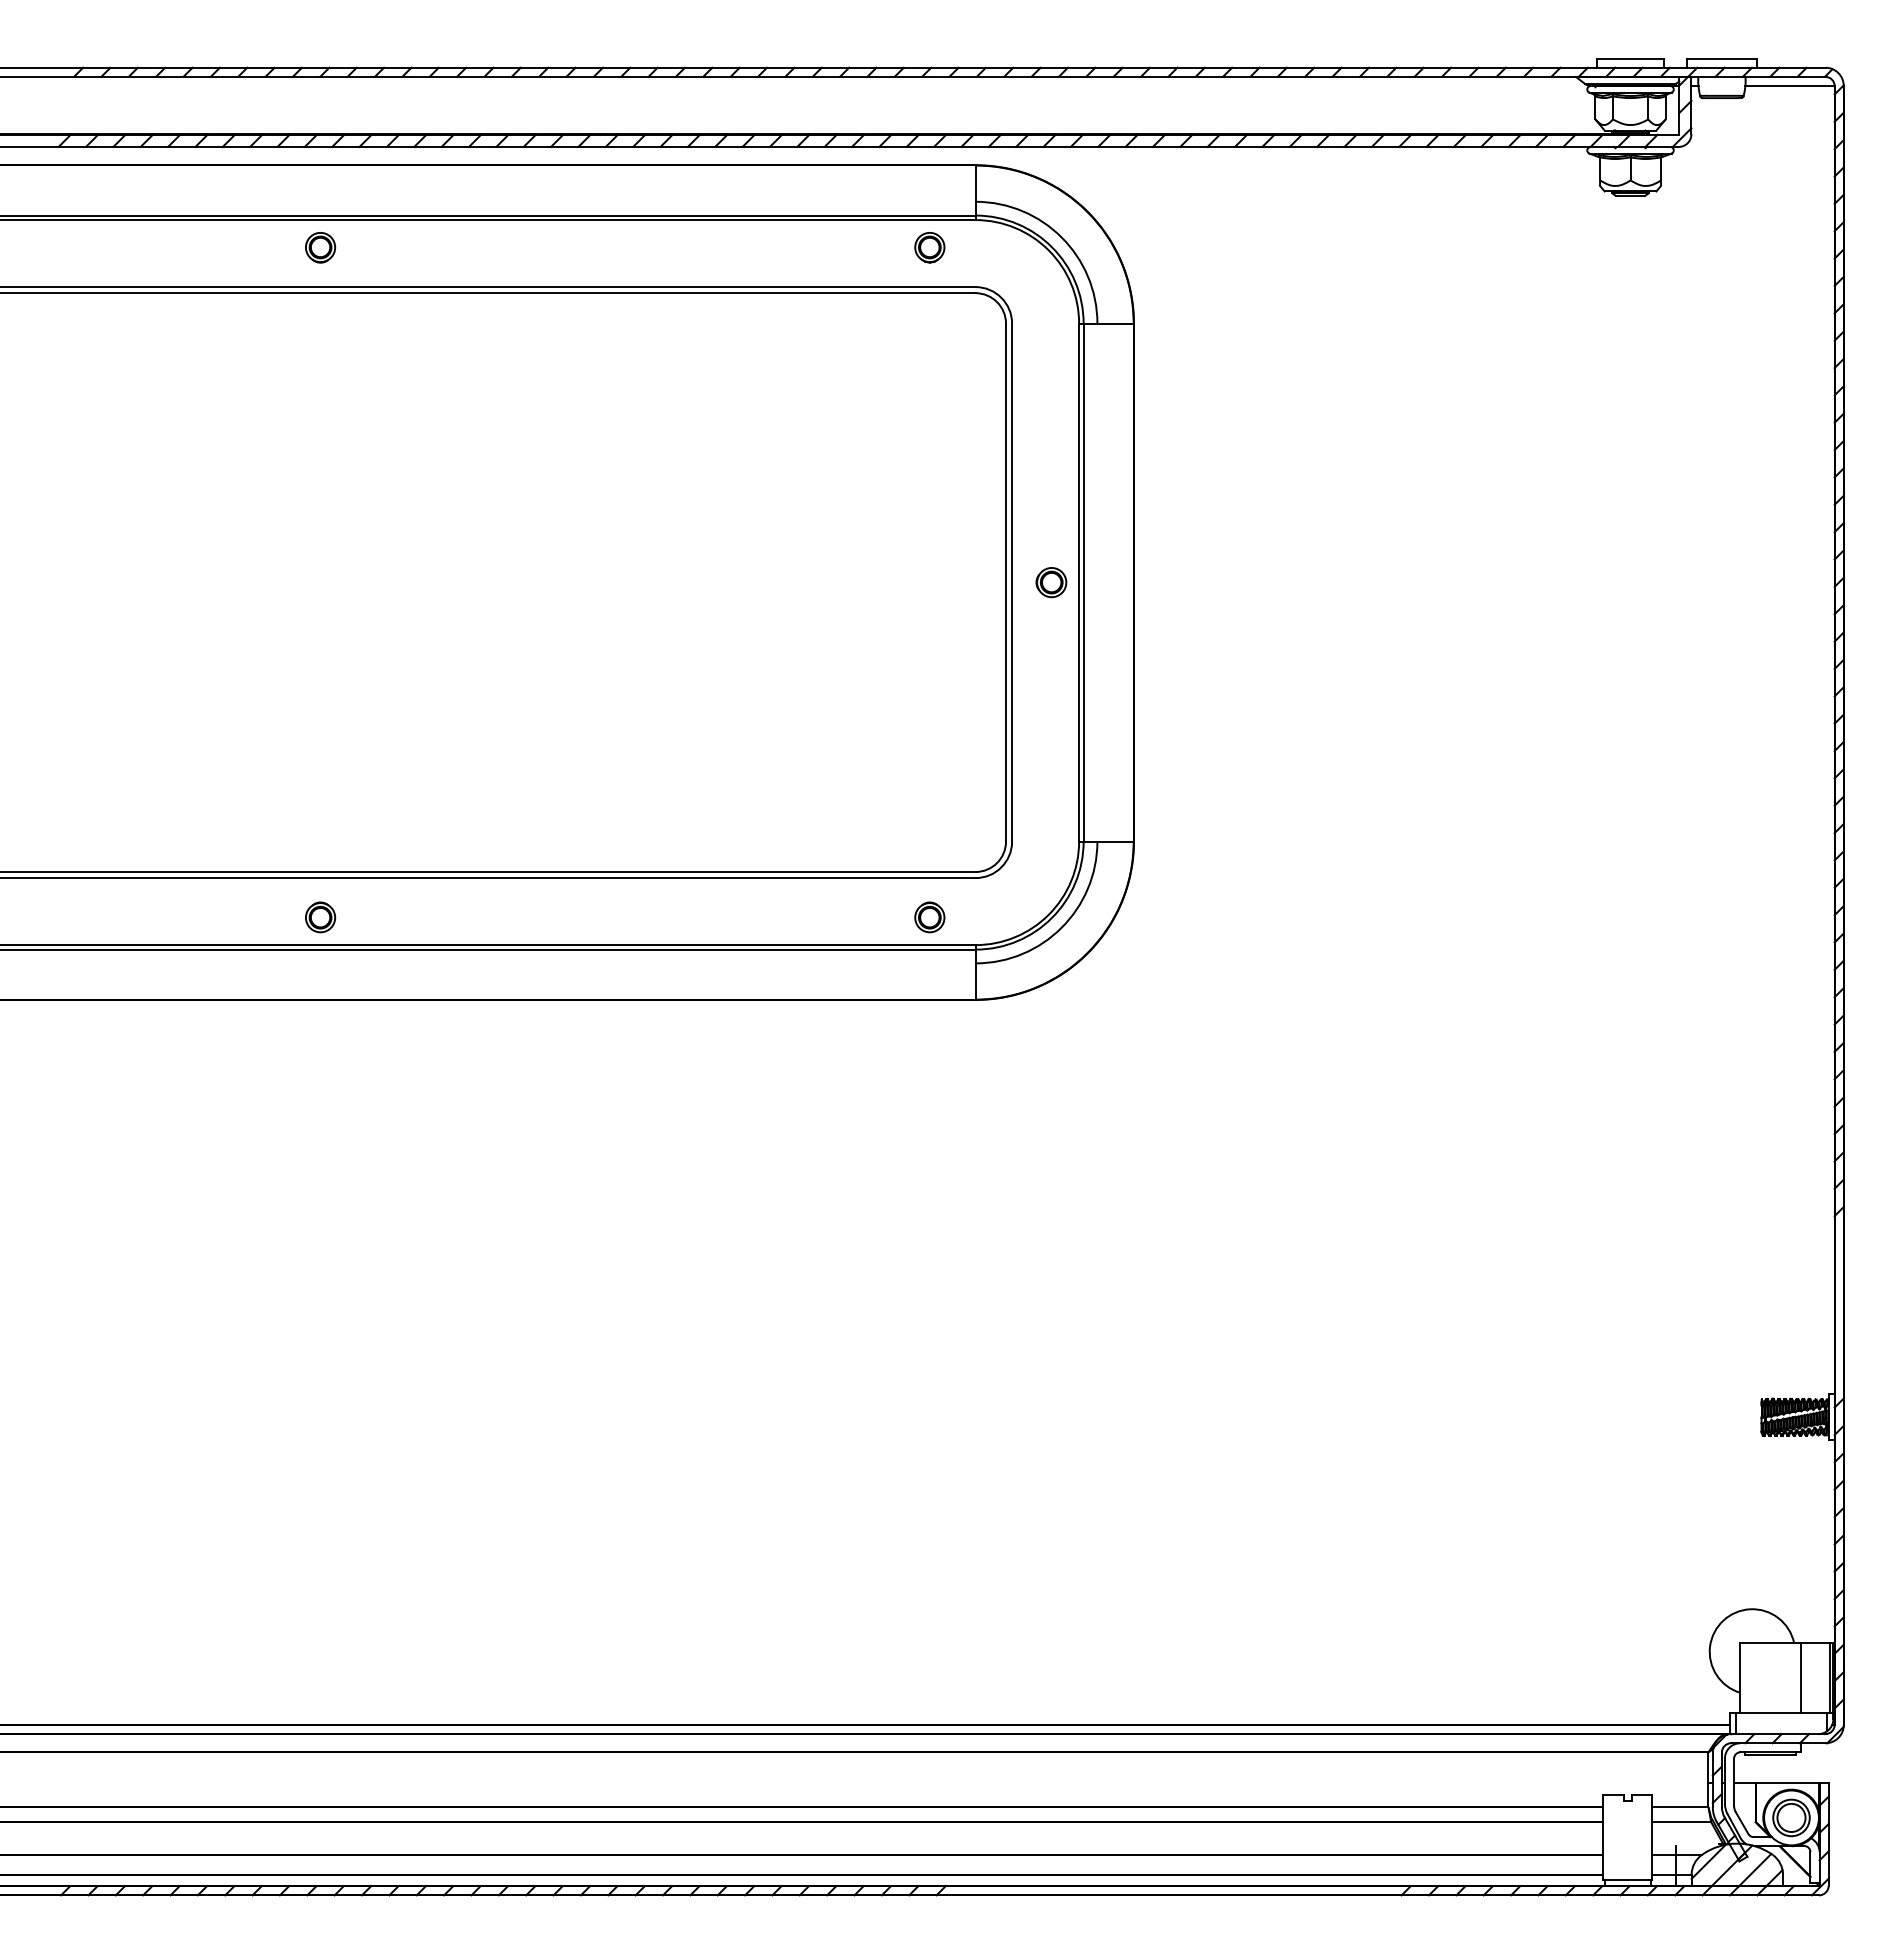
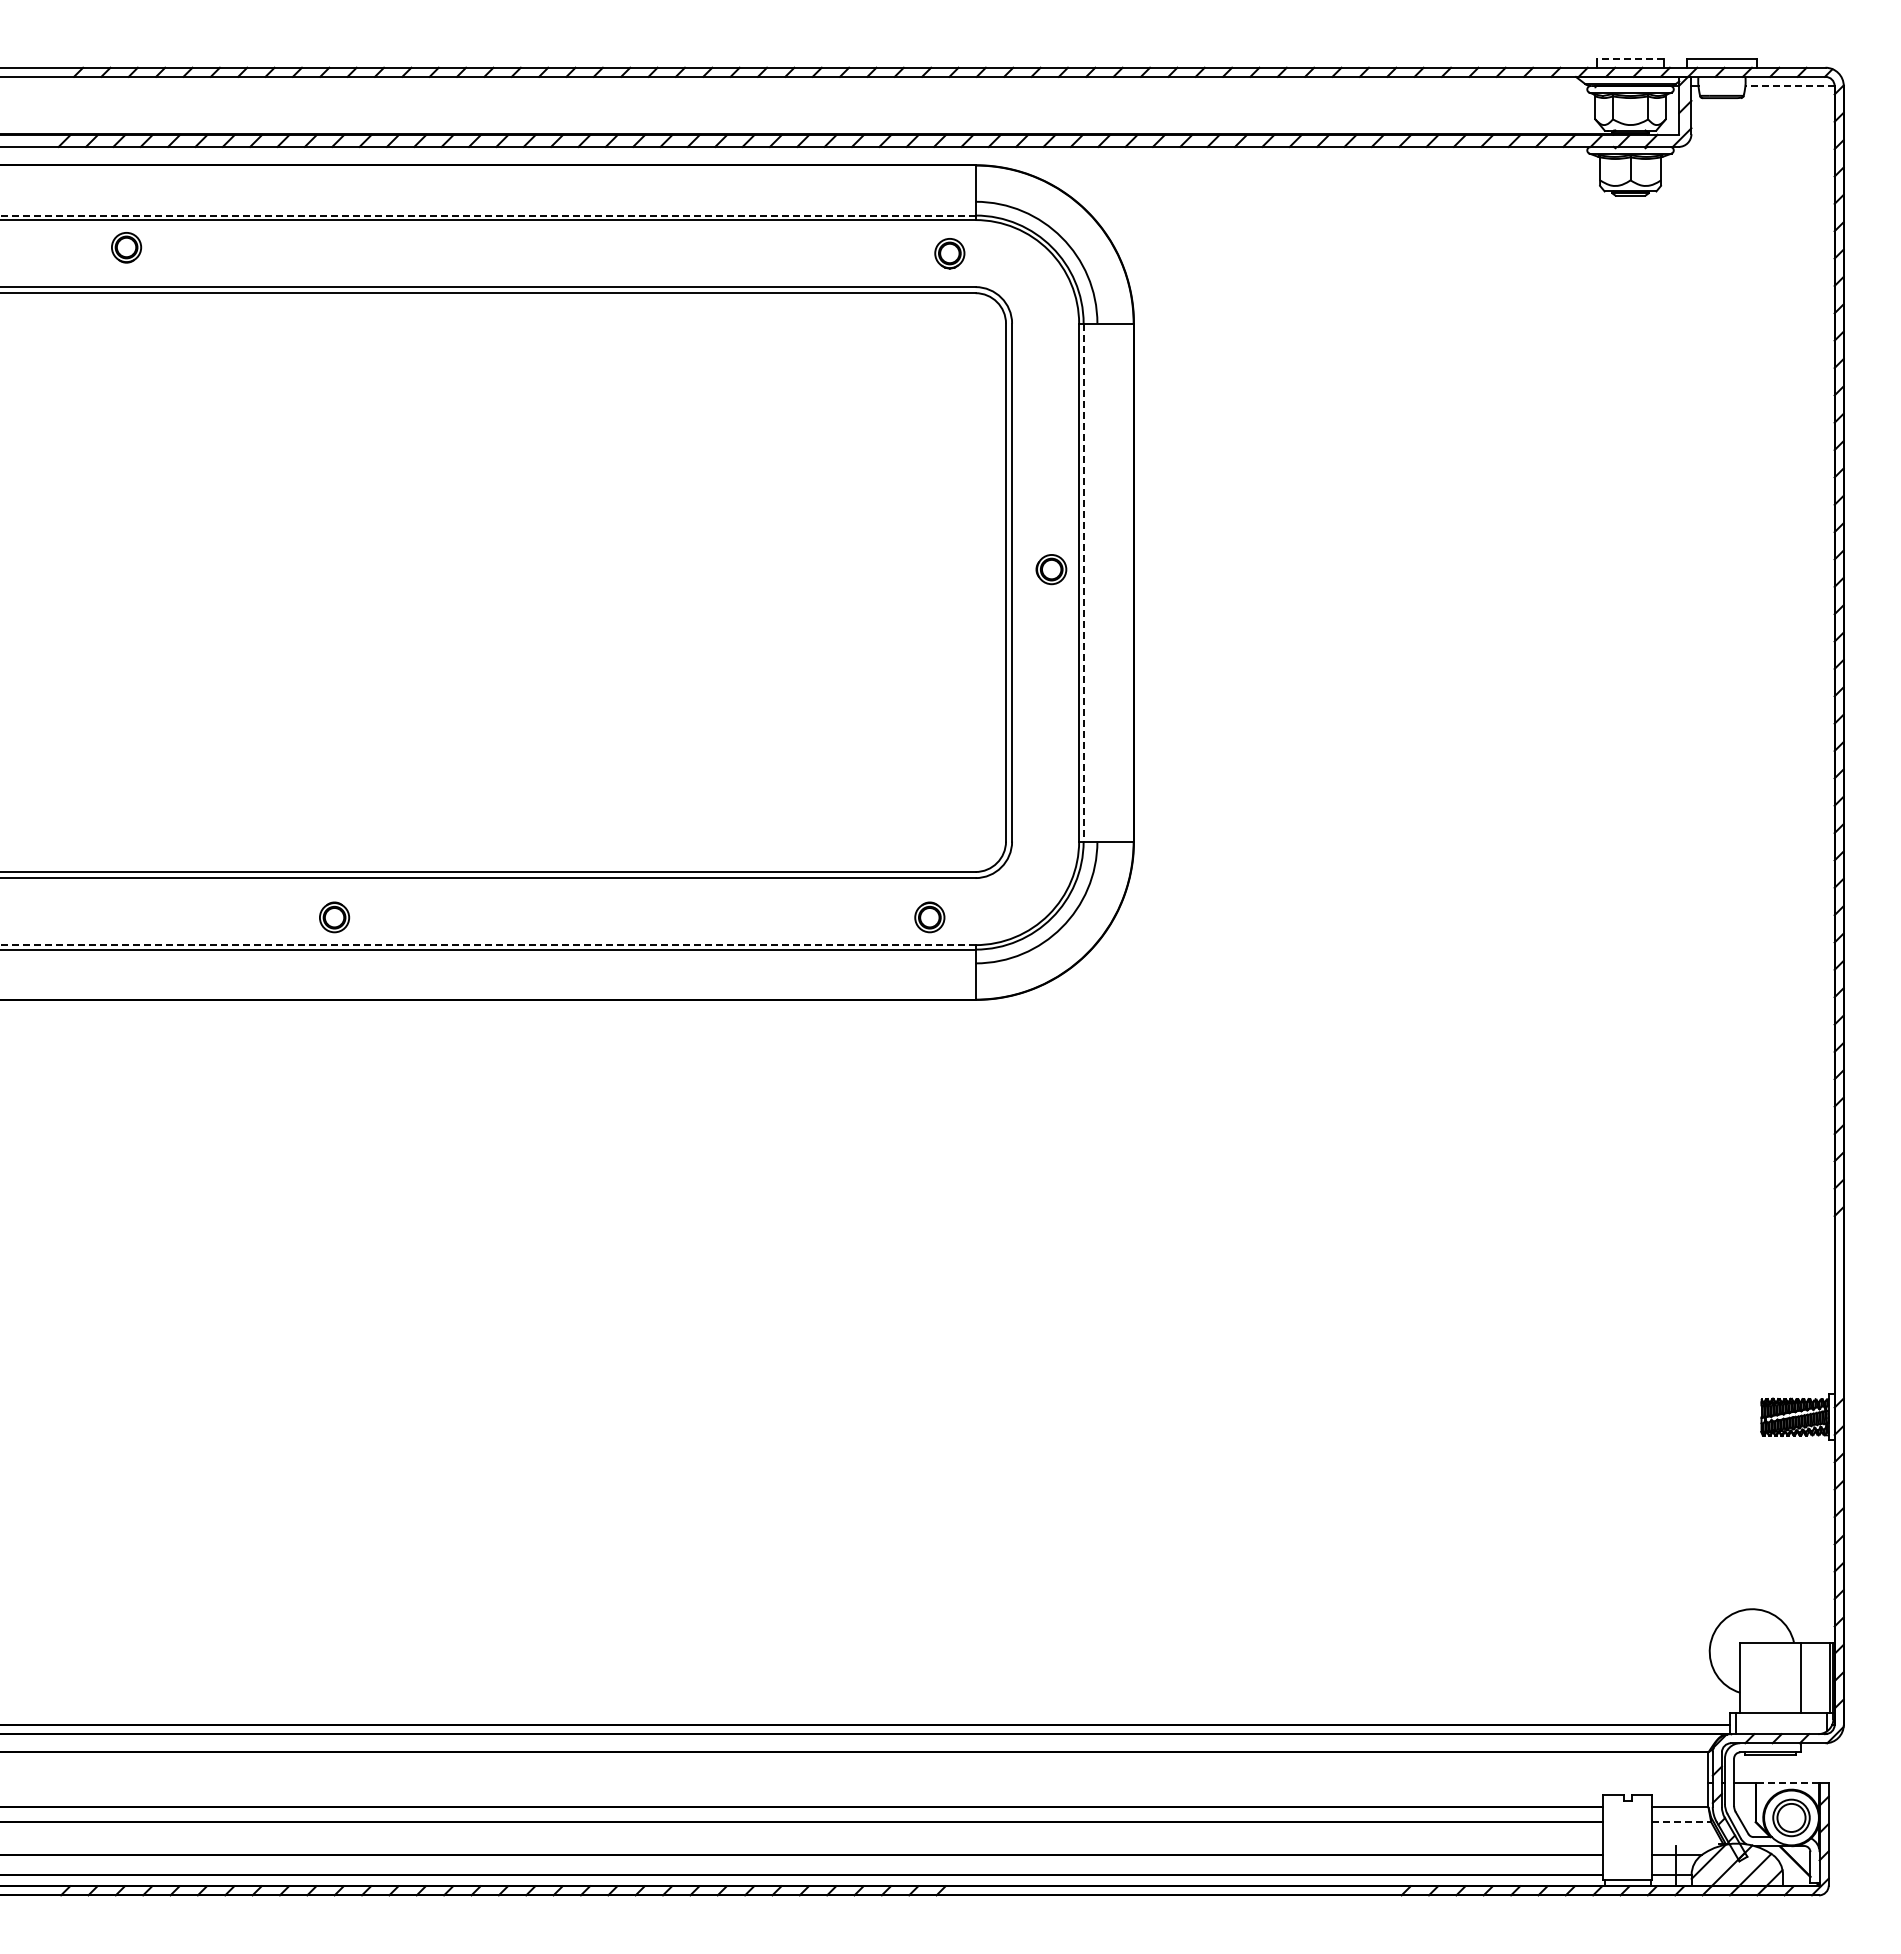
line: solid -> dashed (1630, 58)
line: solid -> dashed (1789, 86)
line: solid -> dashed (487, 215)
part position: (320, 247) -> (126, 247) (126, 247)
part position: (929, 247) -> (949, 253) (949, 253)
part position: (1051, 582) -> (1051, 569) (1051, 569)
line: solid -> dashed (1083, 582)
part position: (320, 917) -> (334, 917) (334, 917)
line: solid -> dashed (487, 945)
line: solid -> dashed (1787, 1782)
line: solid -> dashed (1681, 1822)
